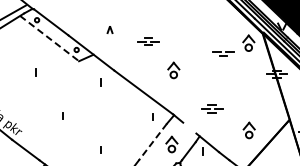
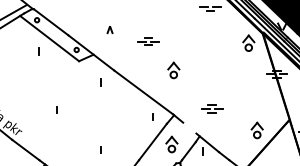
line: dashed -> solid (49, 38)
part position: (223, 53) -> (210, 8) (210, 8)
line position: (35, 72) -> (38, 51) (38, 51)
line position: (62, 115) -> (56, 109) (56, 109)
part position: (248, 130) -> (256, 130) (256, 130)
line: dashed -> solid (152, 142)
